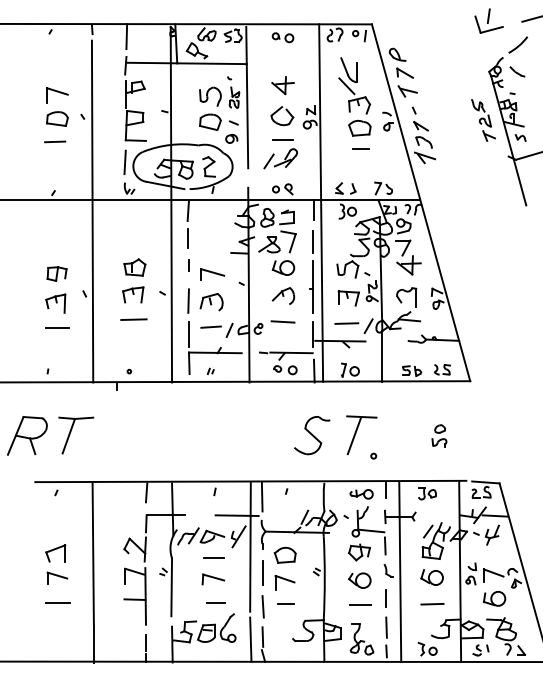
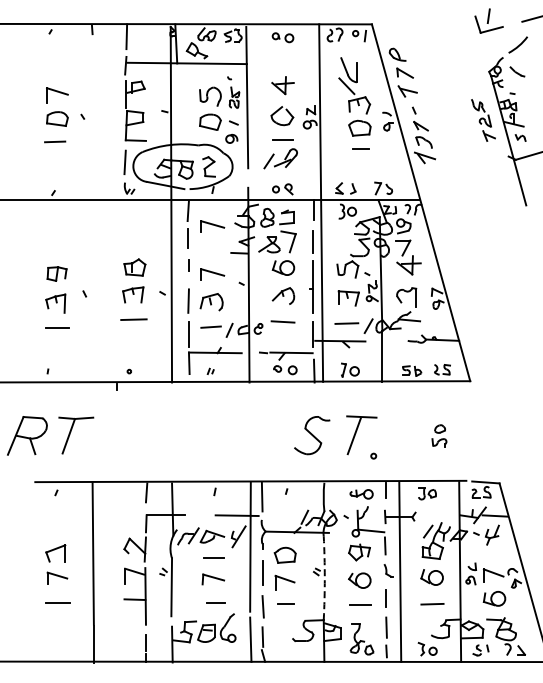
line: present -> none (92, 211)
part: none -> present (212, 226)
arc: solid -> dashed (324, 578)
